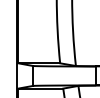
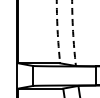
arc: solid -> dashed (57, 32)
arc: solid -> dashed (73, 33)
